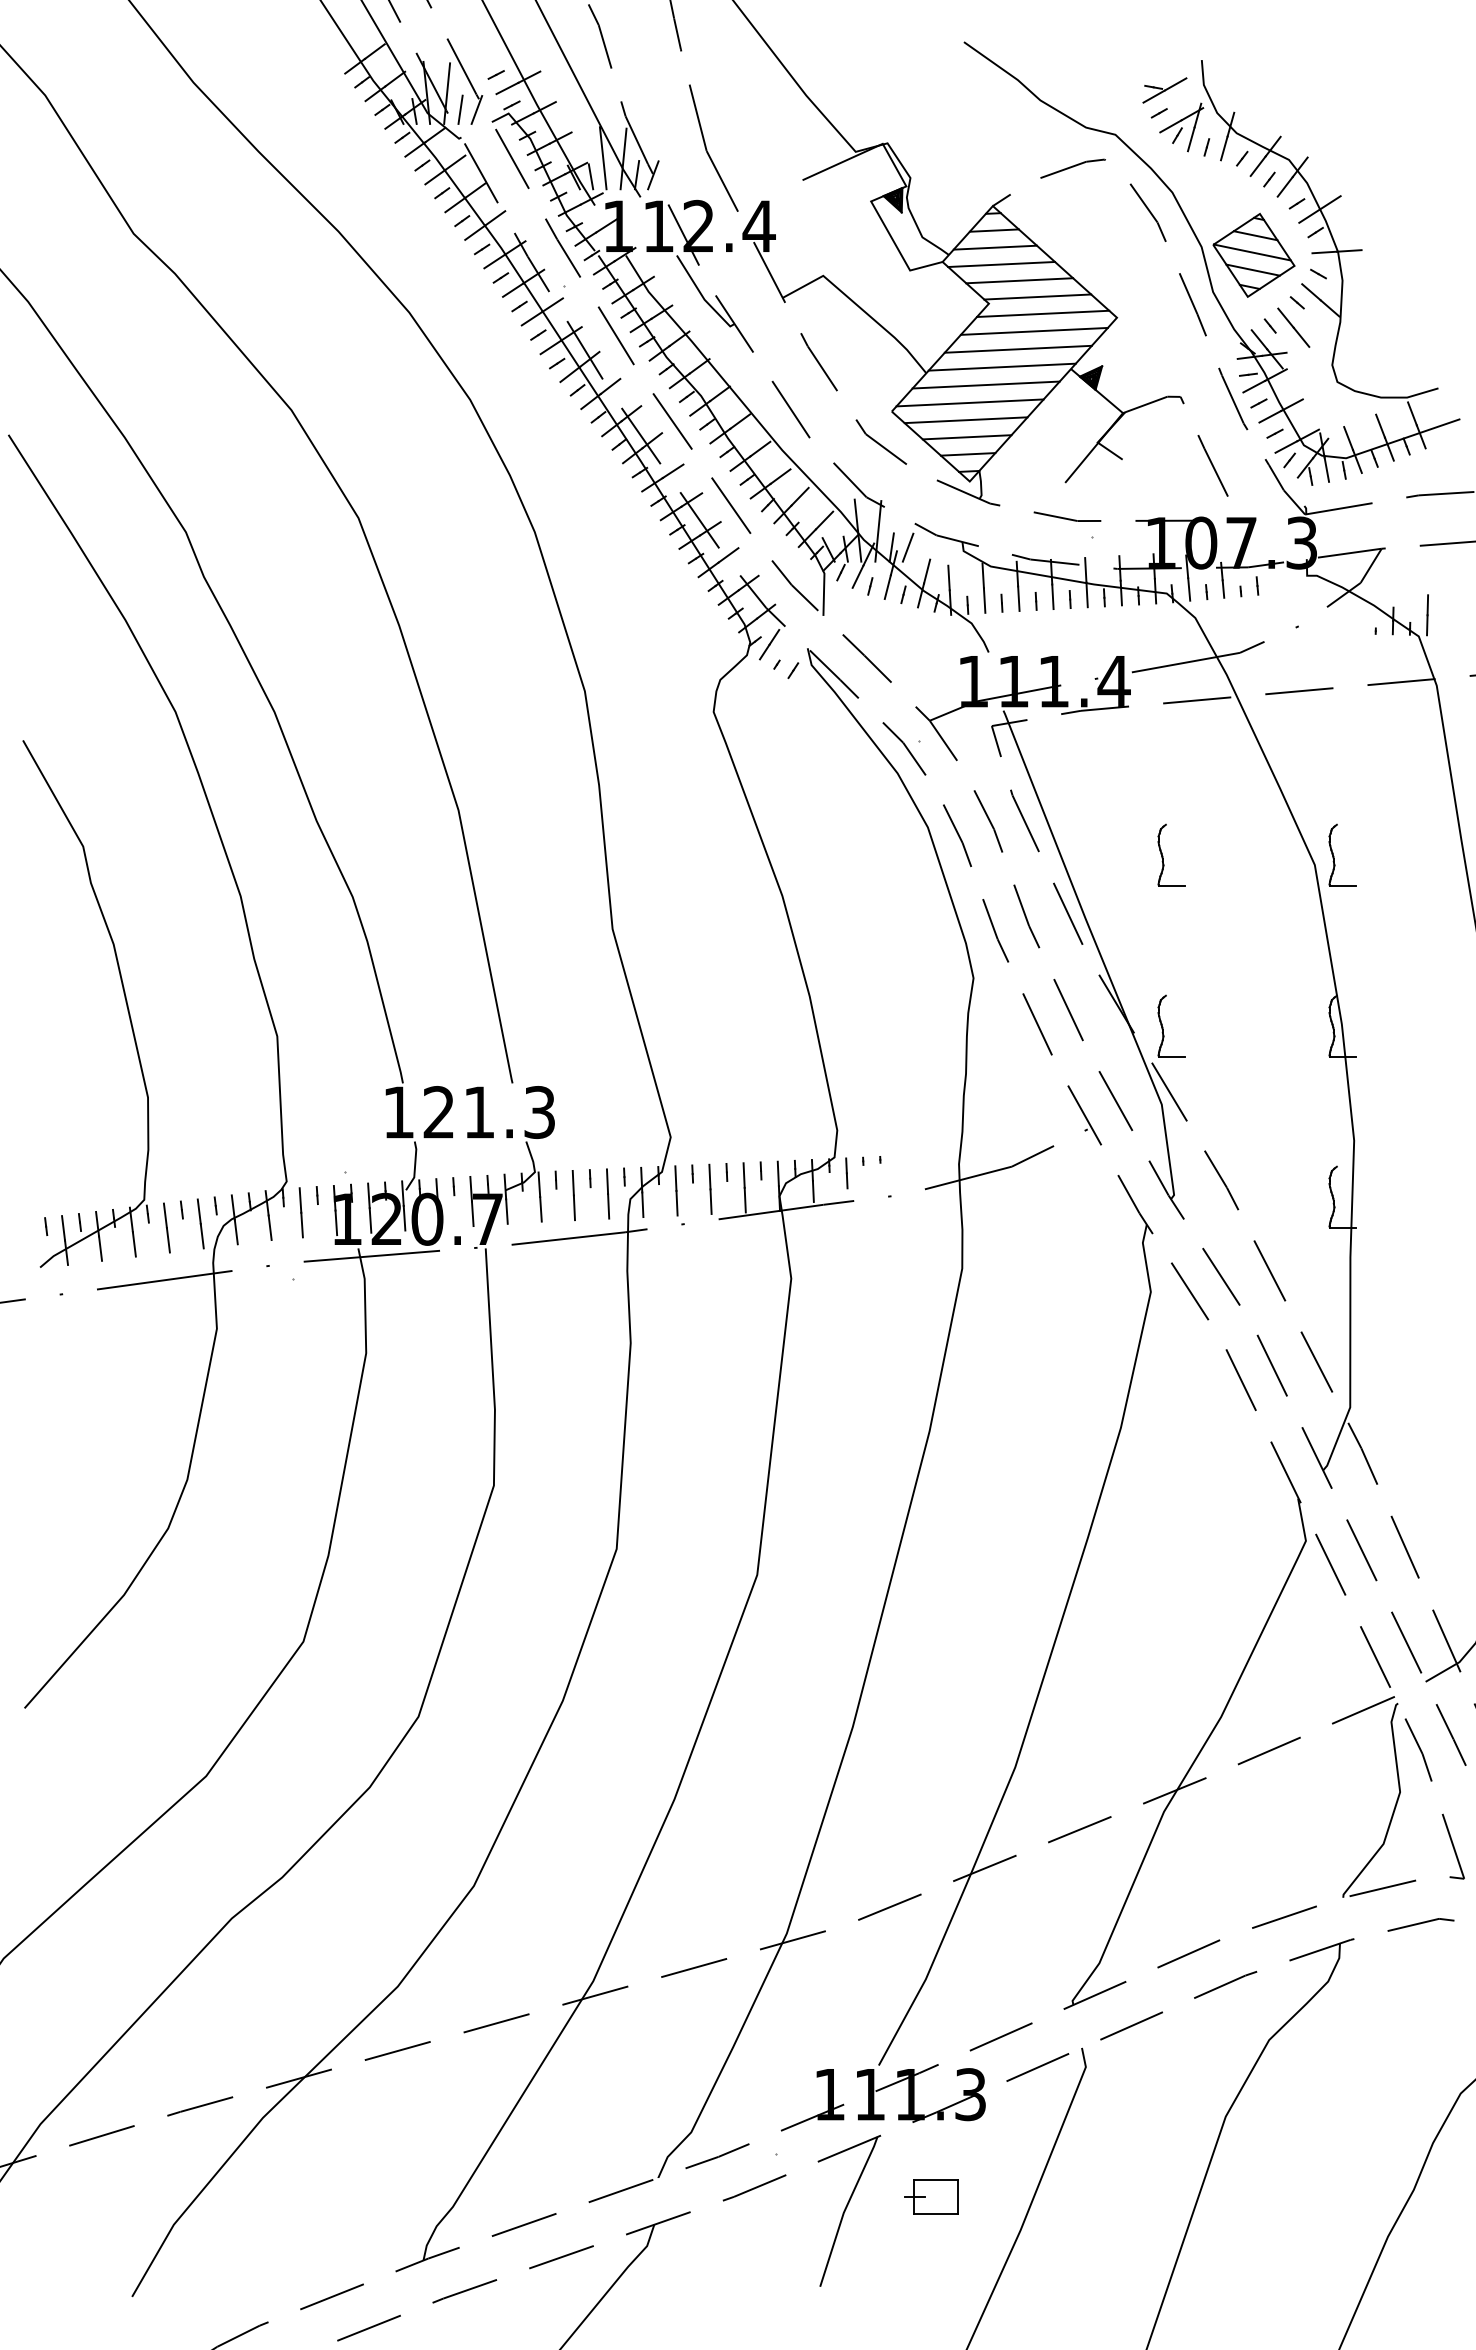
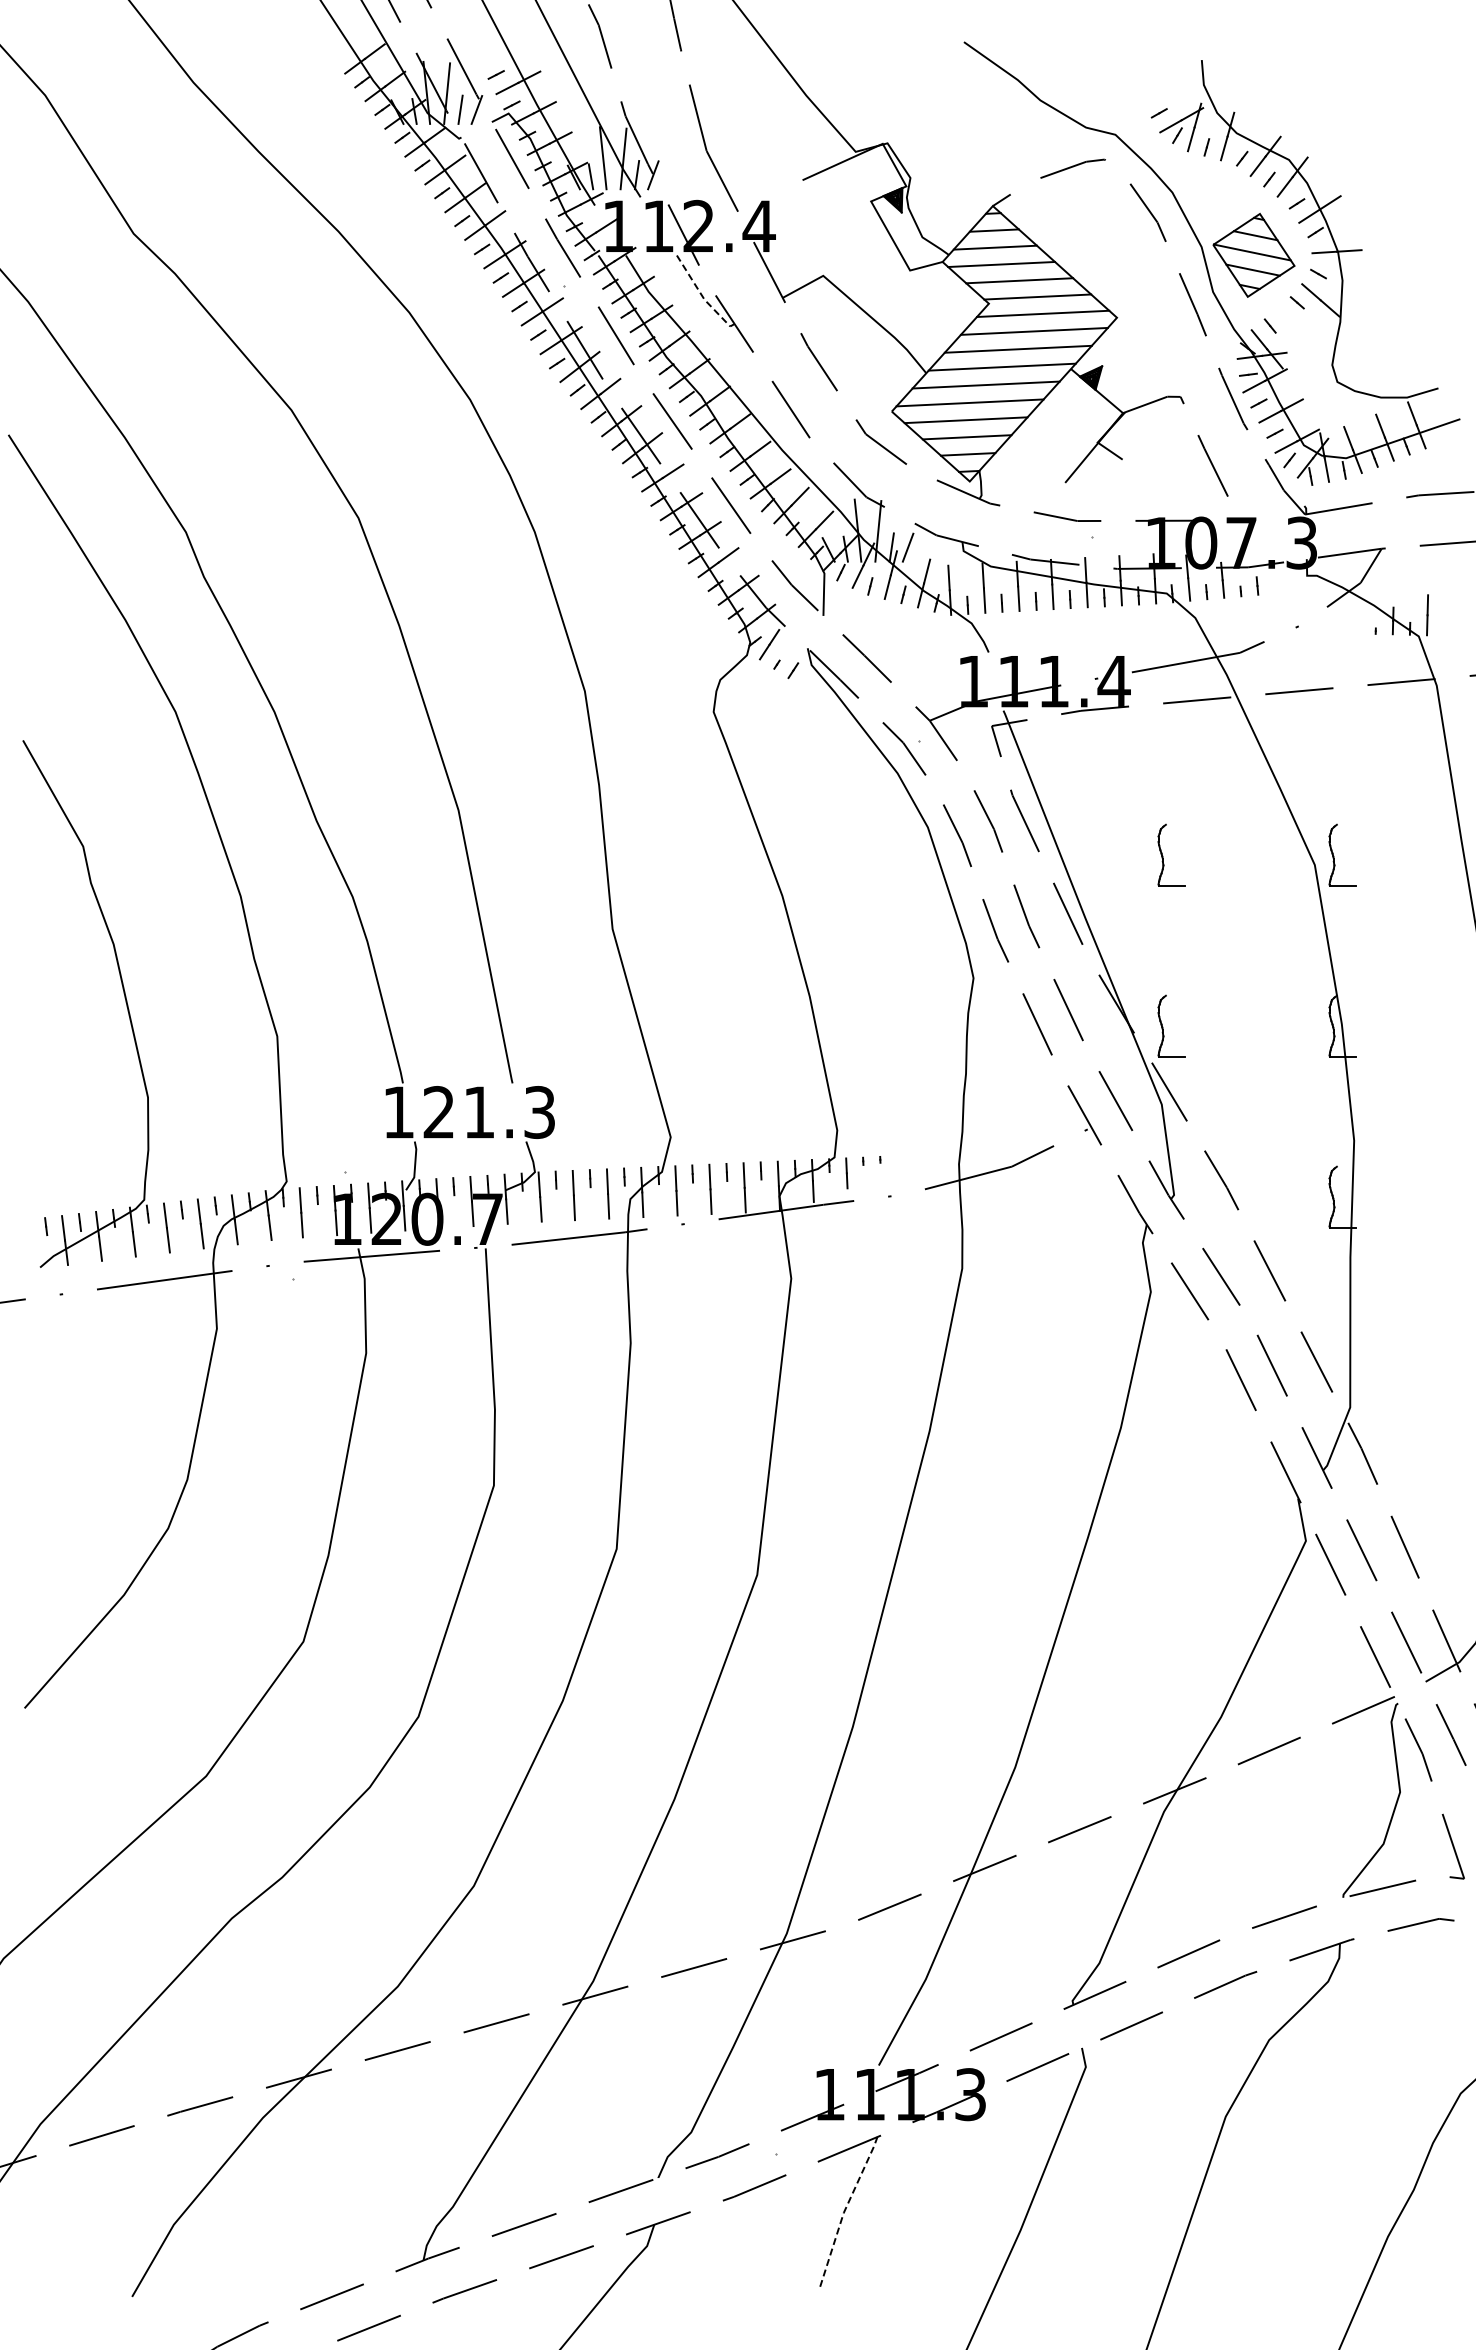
part: present -> none (1164, 90)
line: solid -> dashed (702, 296)
line: present -> none (1293, 327)
part: present -> none (931, 2196)
line: solid -> dashed (845, 2209)
